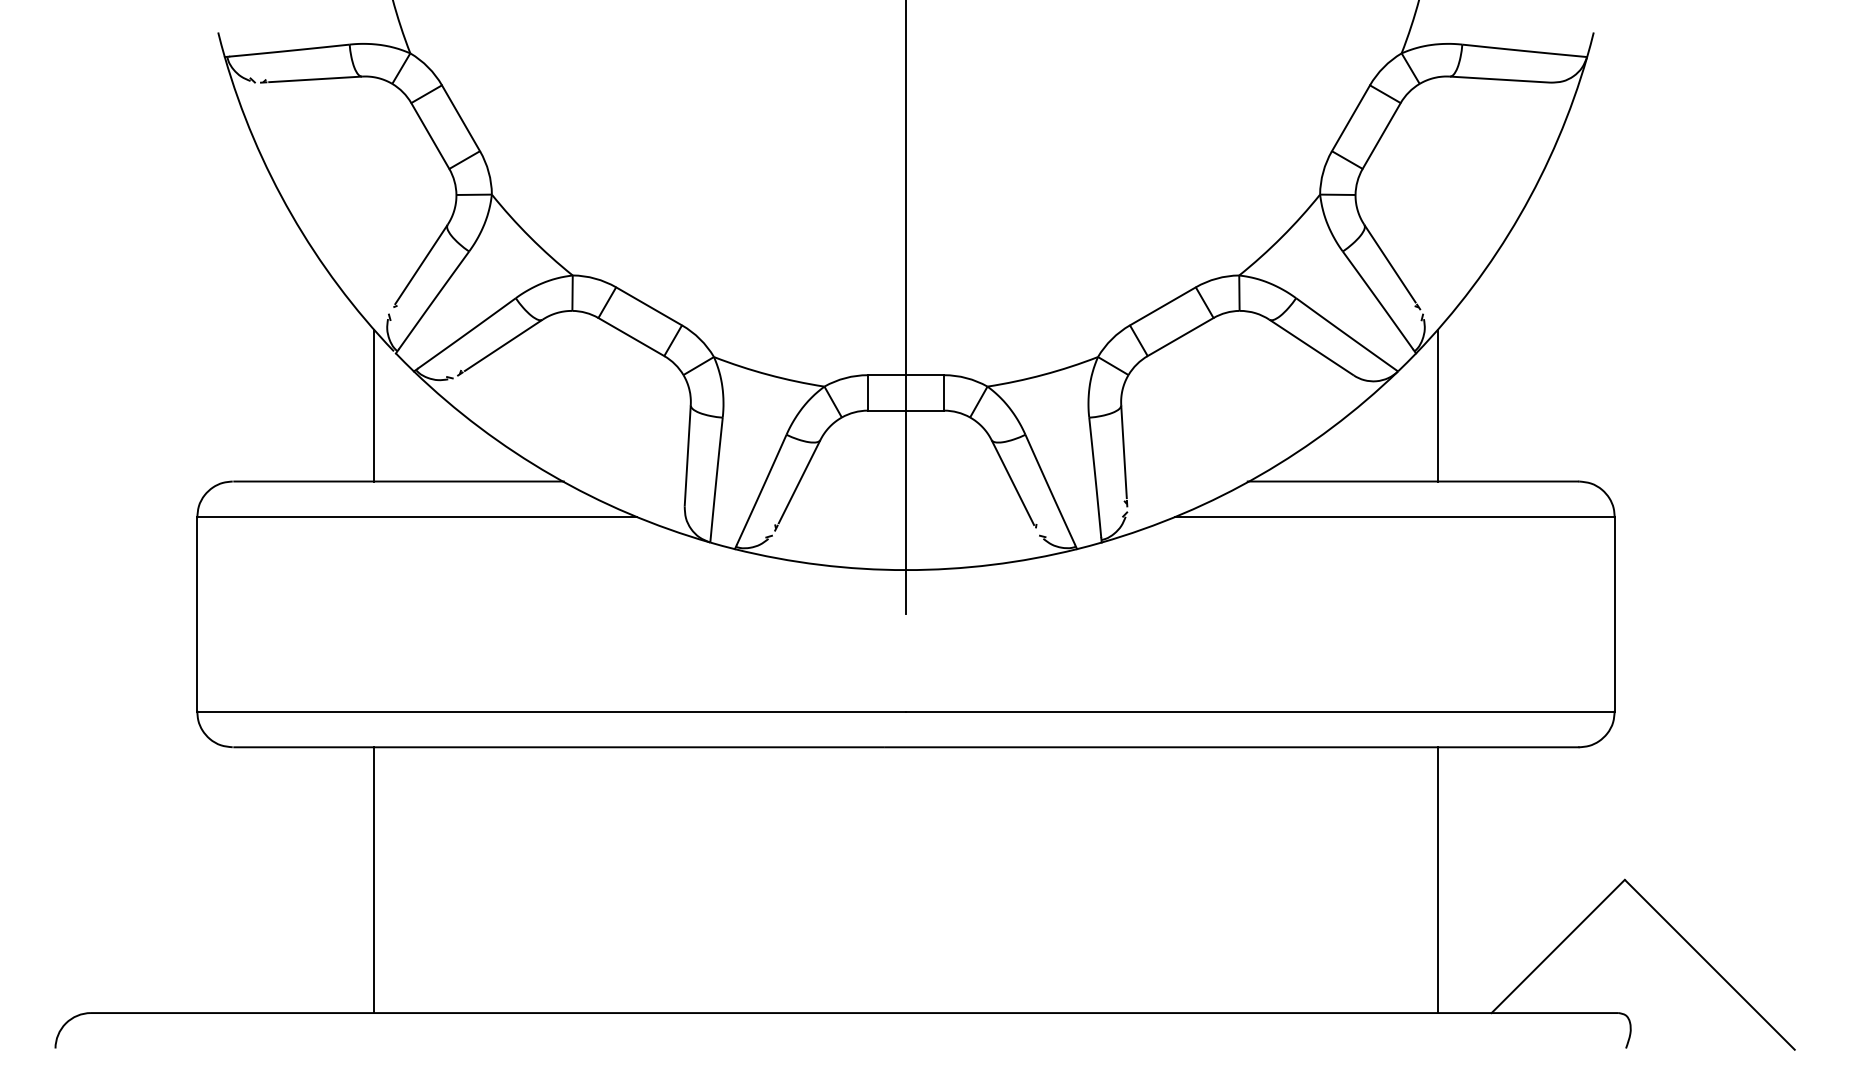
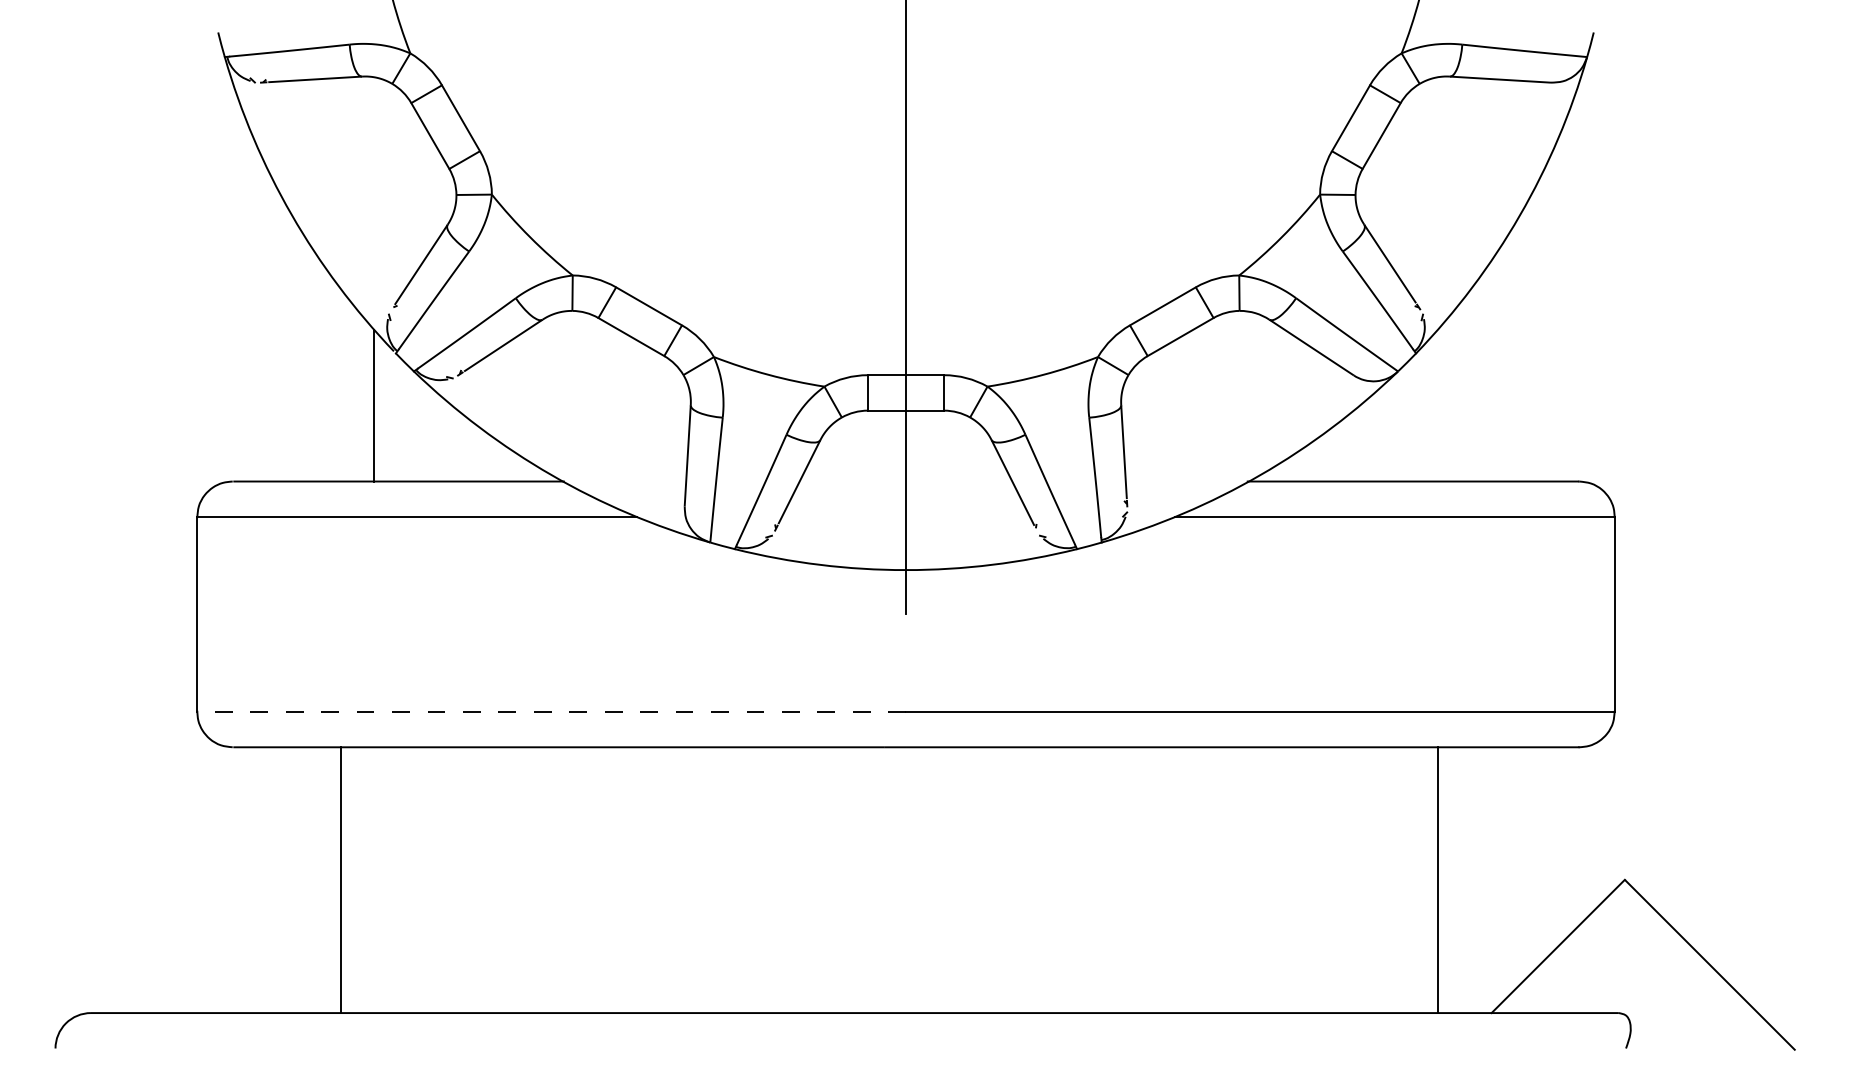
line: present -> none (1437, 405)
line: solid -> dashed (551, 711)
line position: (374, 880) -> (341, 880) (341, 880)
